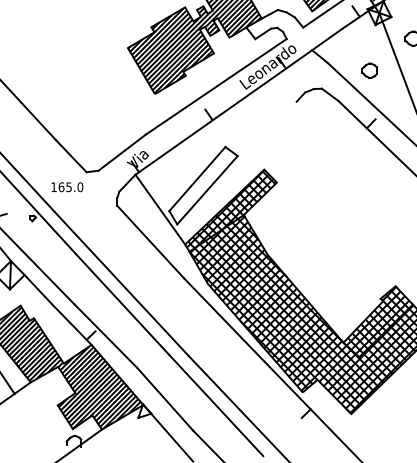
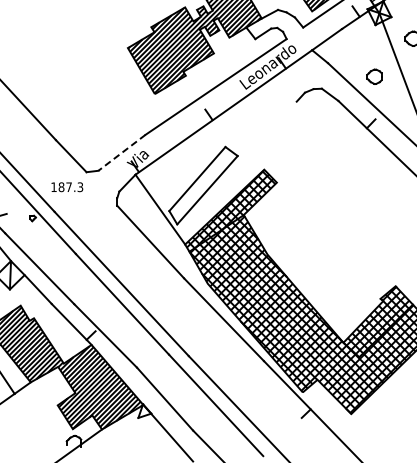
part position: (369, 70) -> (374, 76) (374, 76)
line: solid -> dashed (122, 152)
text: 165.0 -> 187.3 (70, 187)
